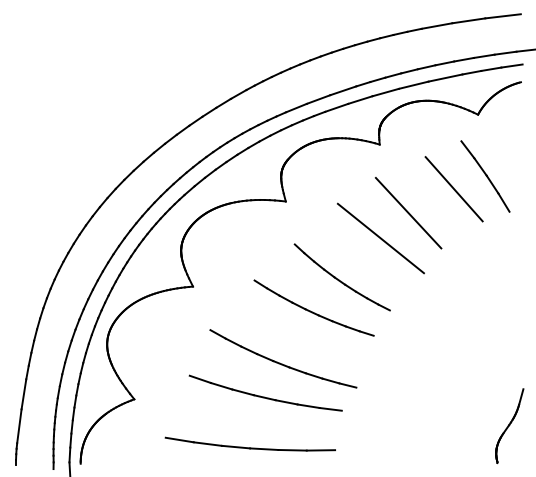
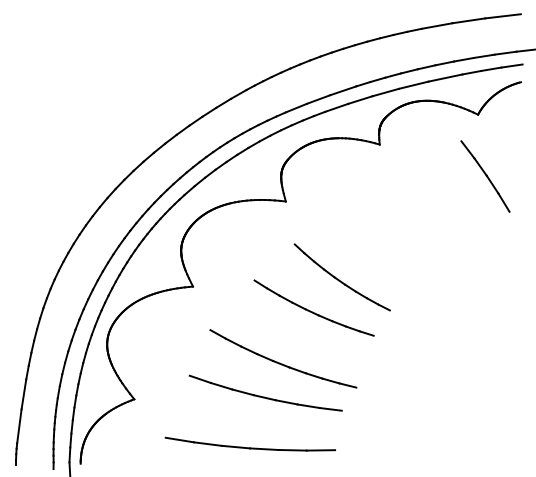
line: present -> none (453, 189)
line: present -> none (408, 212)
line: present -> none (380, 238)
part: present -> none (509, 425)
